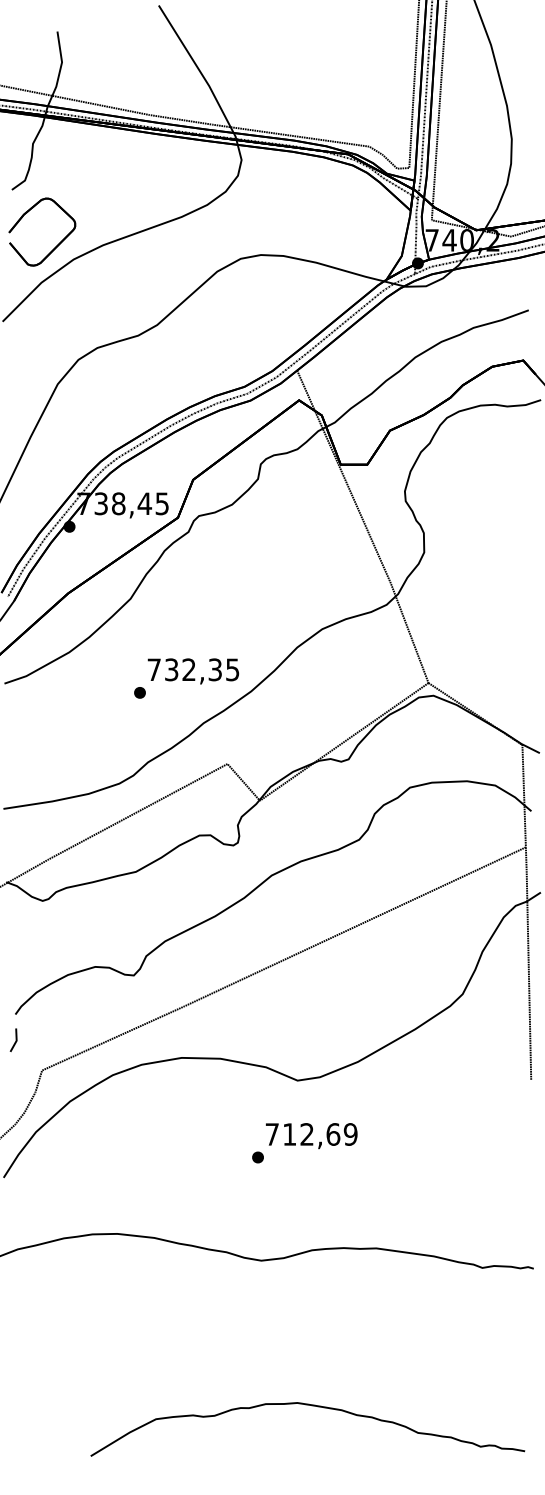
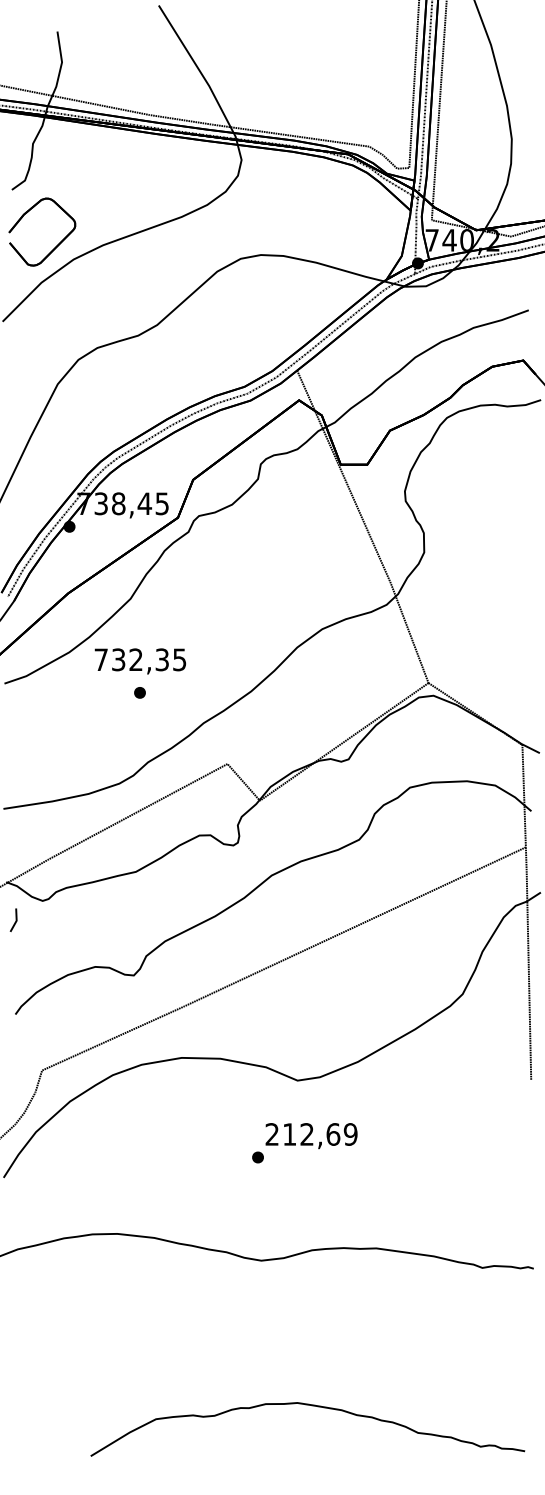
text position: (193, 671) -> (140, 661) (140, 661)
line position: (15, 1040) -> (15, 920) (15, 920)
text: 712,69 -> 212,69 (271, 1134)
